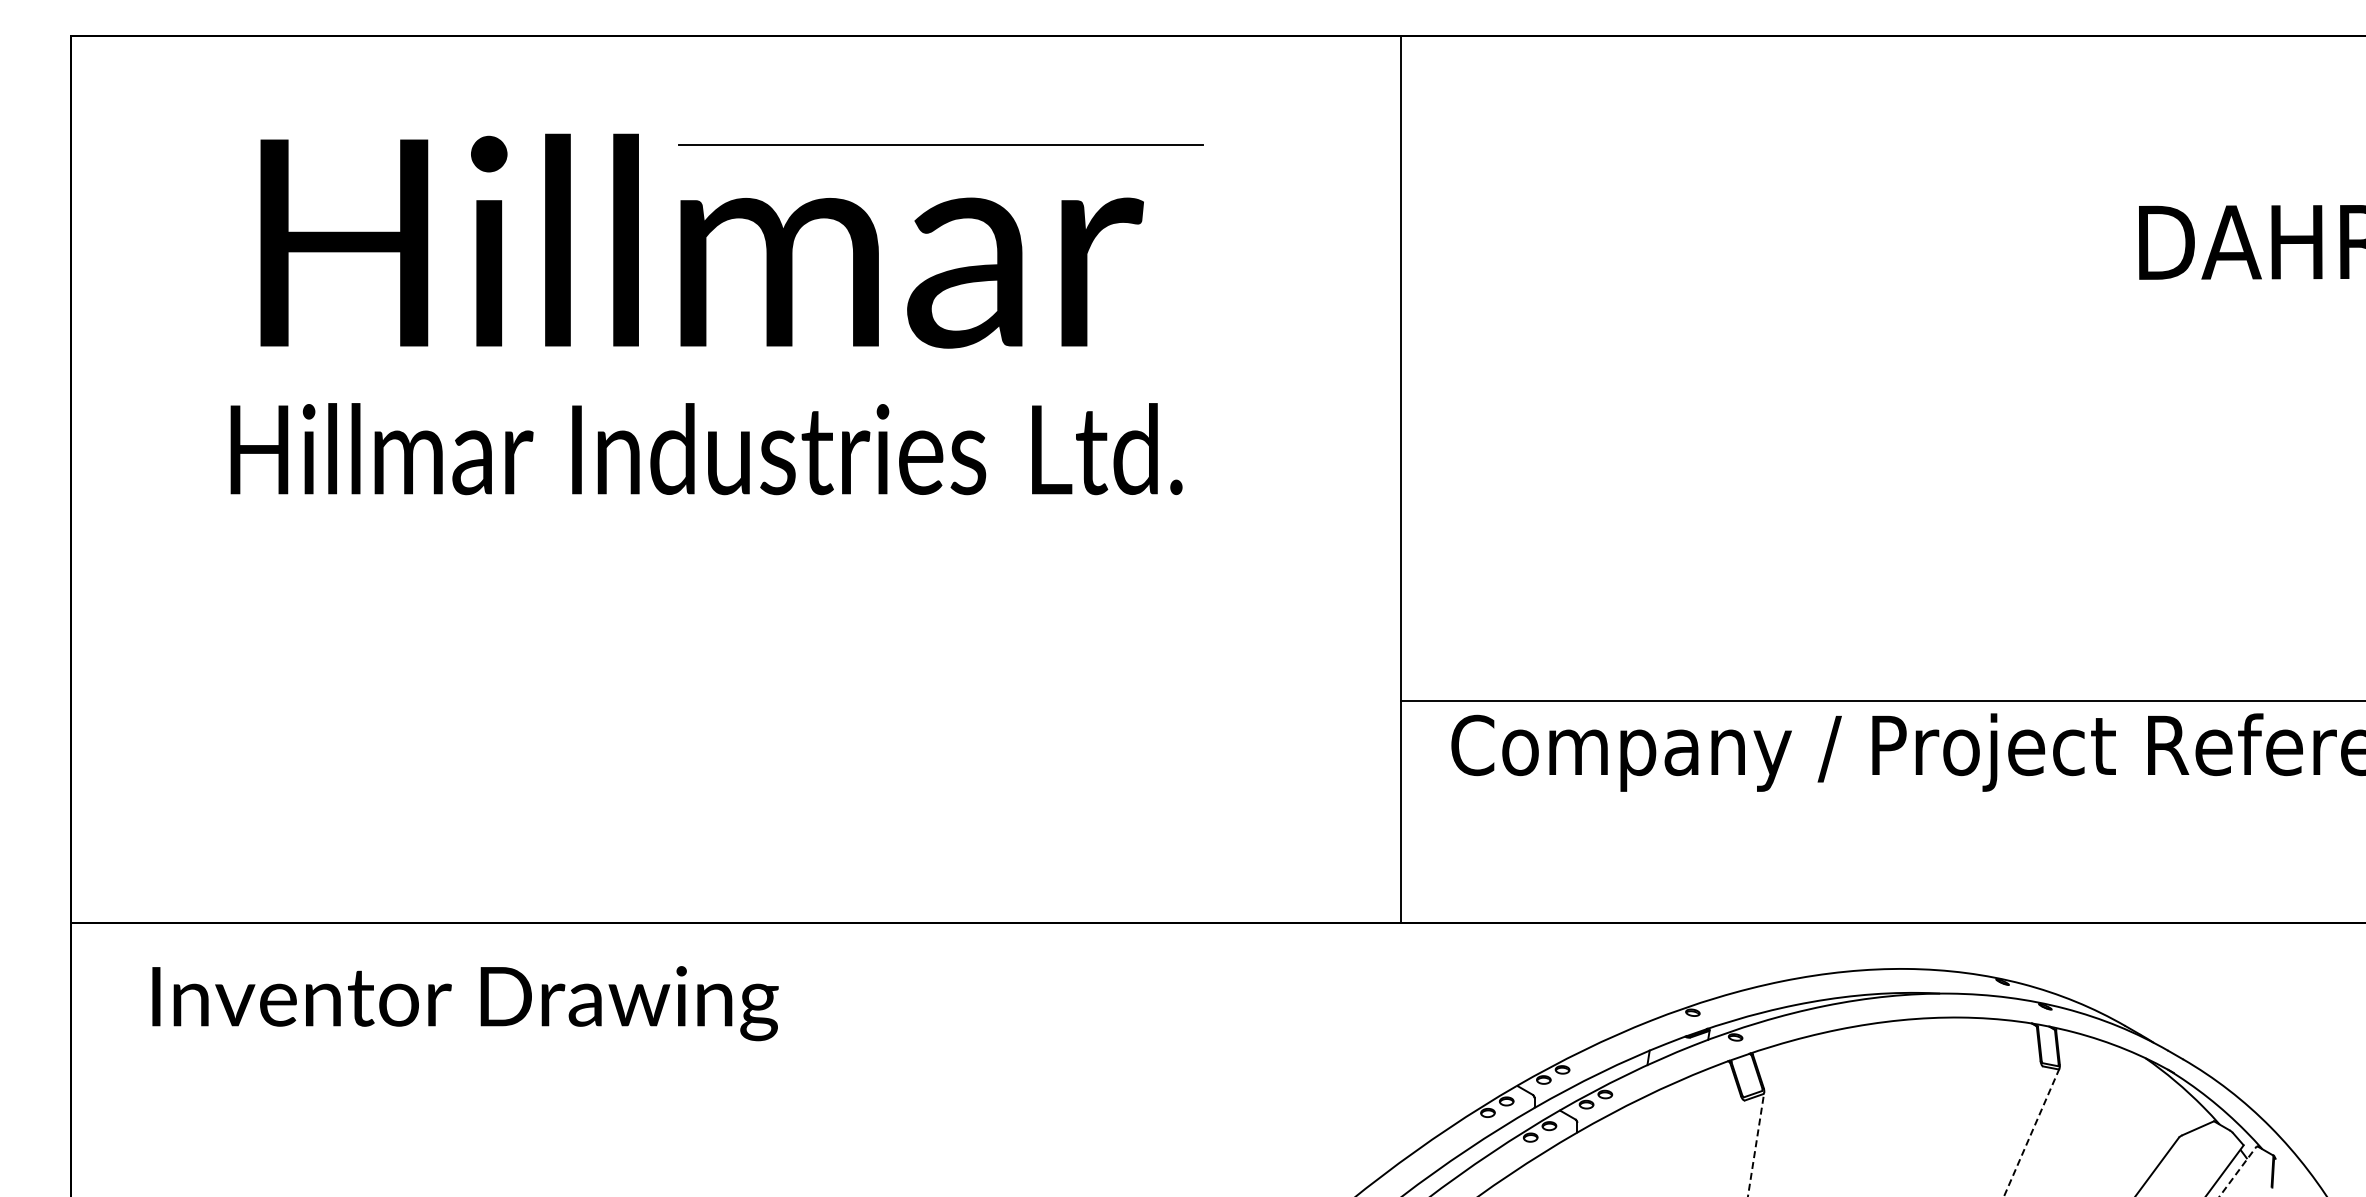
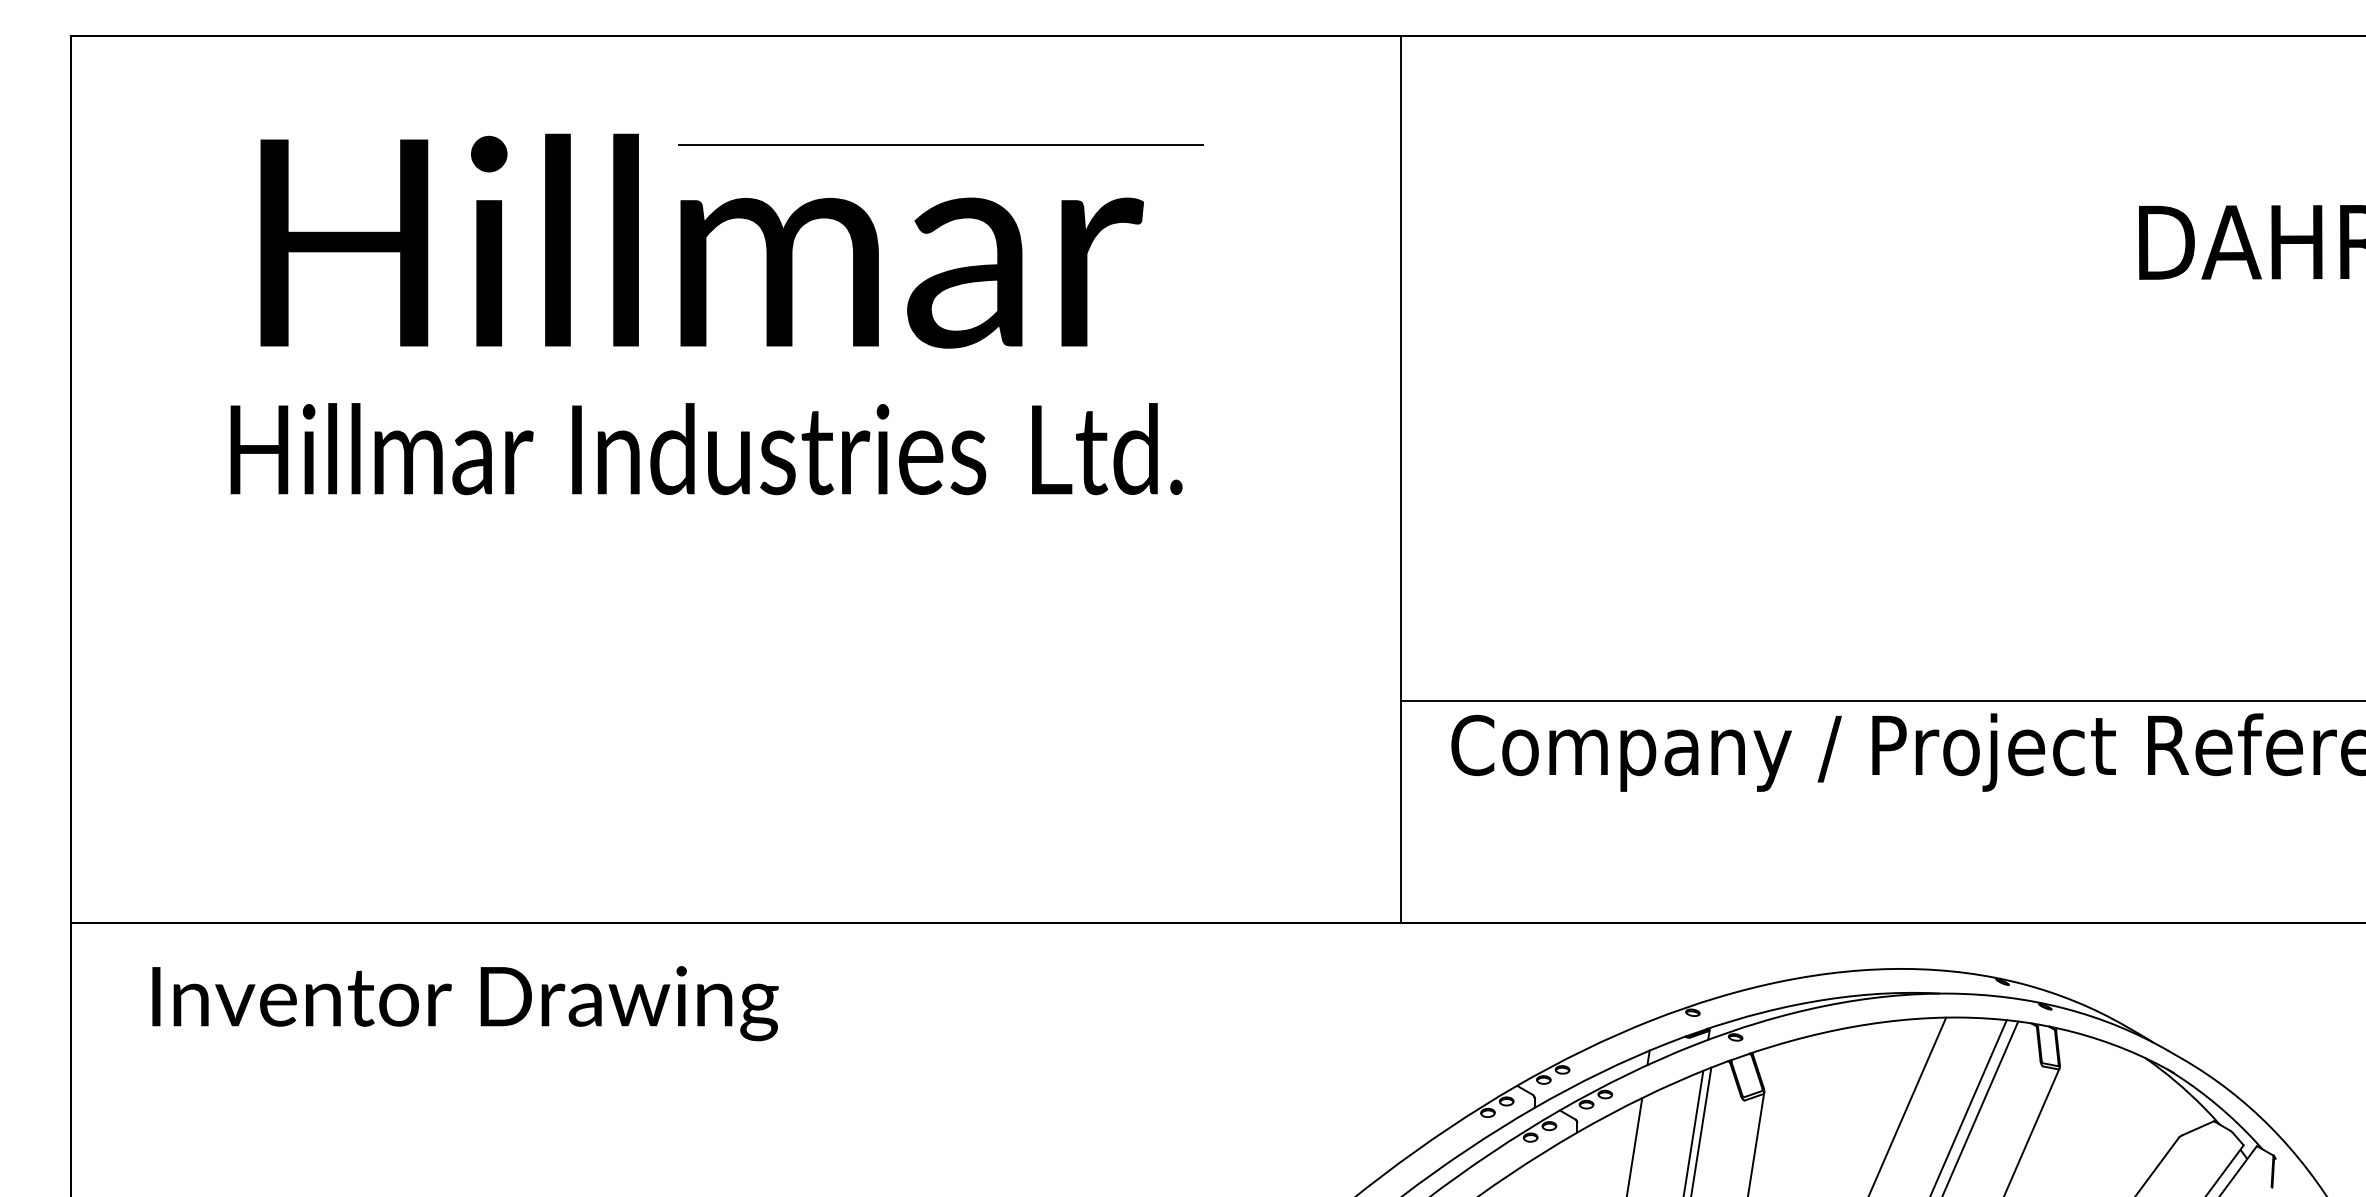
line: none -> present (1907, 1105)
line: none -> present (1968, 1106)
line: none -> present (1980, 1107)
line: none -> present (1701, 1130)
line: none -> present (1693, 1131)
line: dashed -> solid (2032, 1131)
line: dashed -> solid (1756, 1144)
line: none -> present (1634, 1145)
line: dashed -> solid (2238, 1171)
